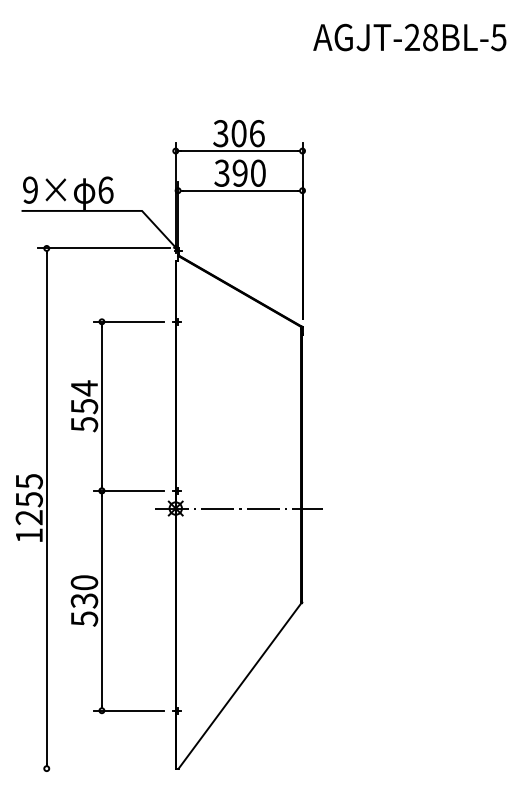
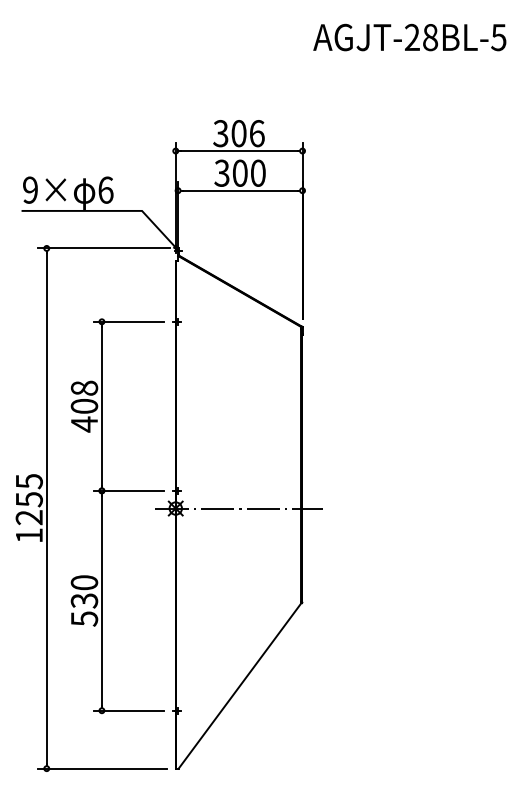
text: 390 -> 300 (239, 172)
text: 554 -> 408 (84, 406)
line: none -> present (102, 768)
